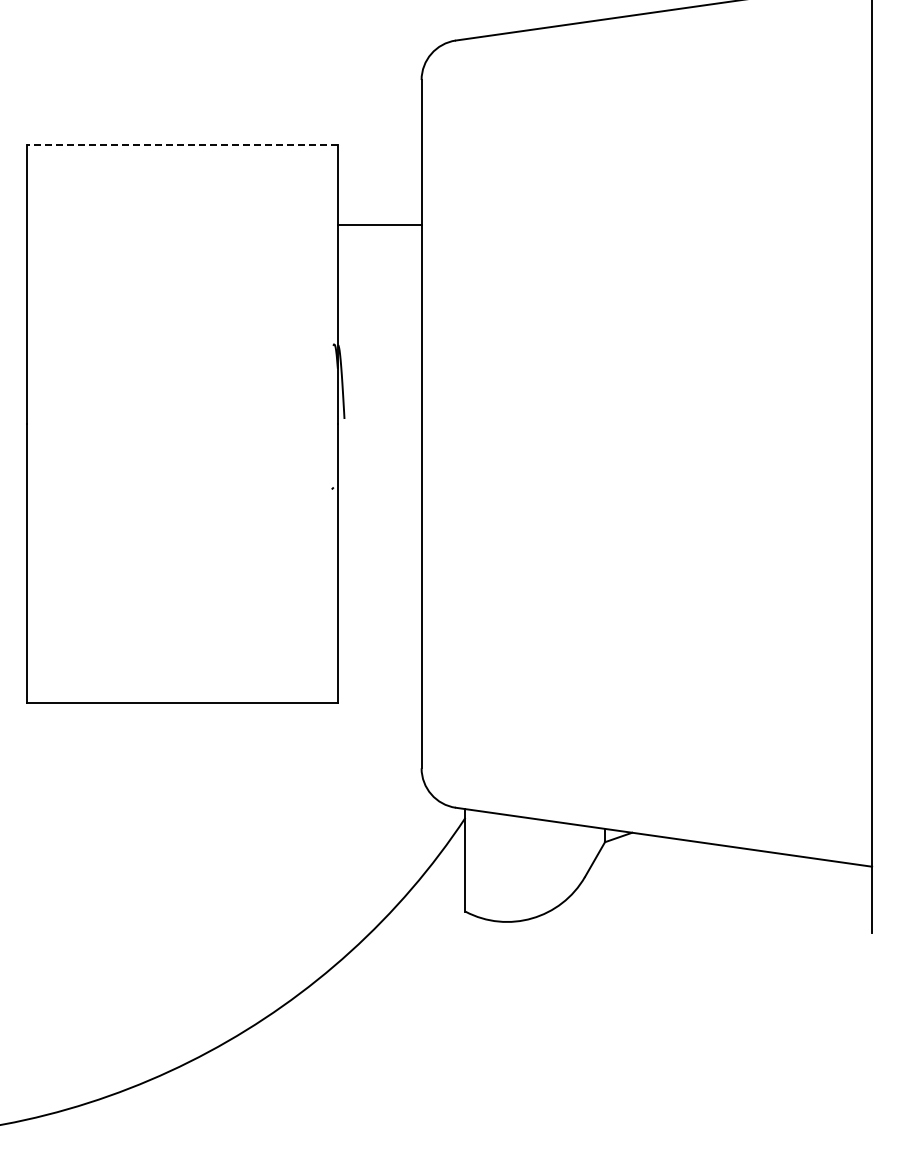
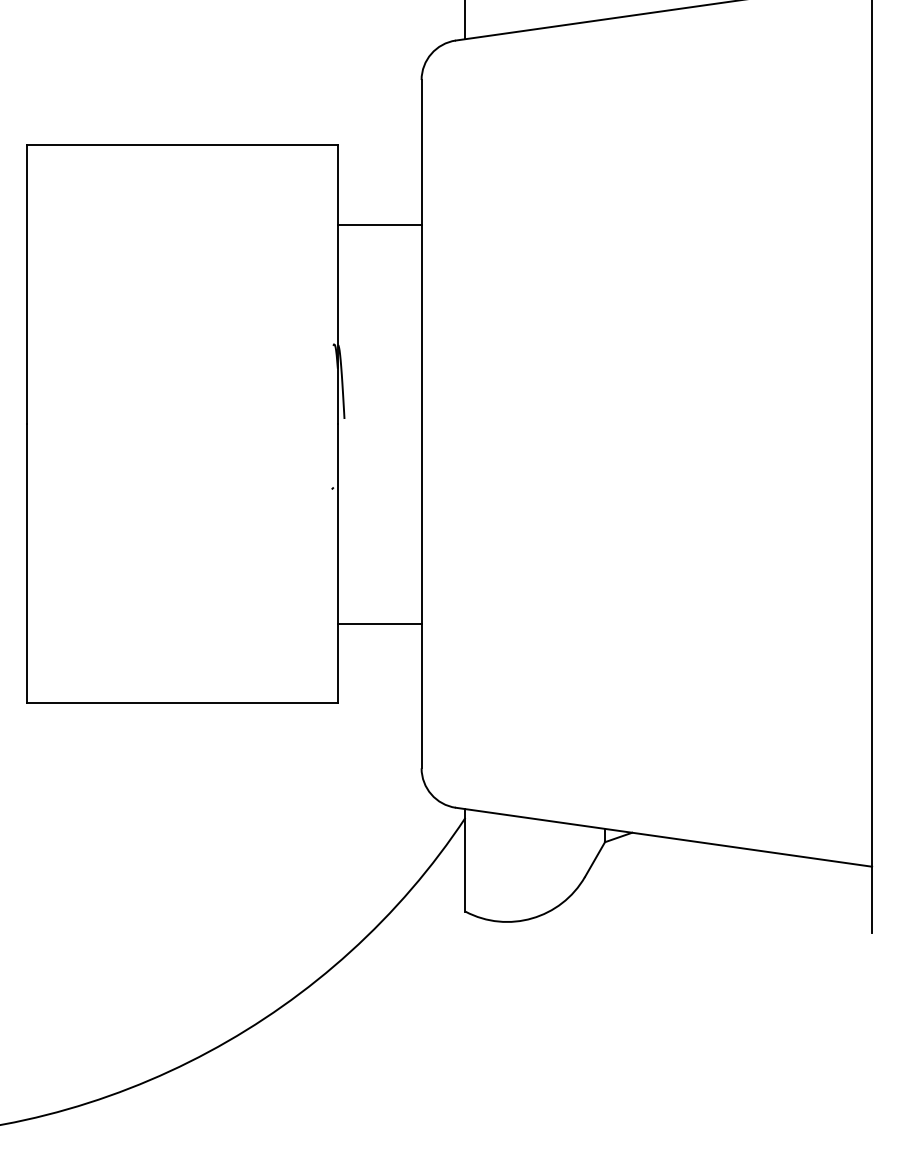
line: none -> present (465, 20)
line: dashed -> solid (181, 145)
line: none -> present (379, 623)
